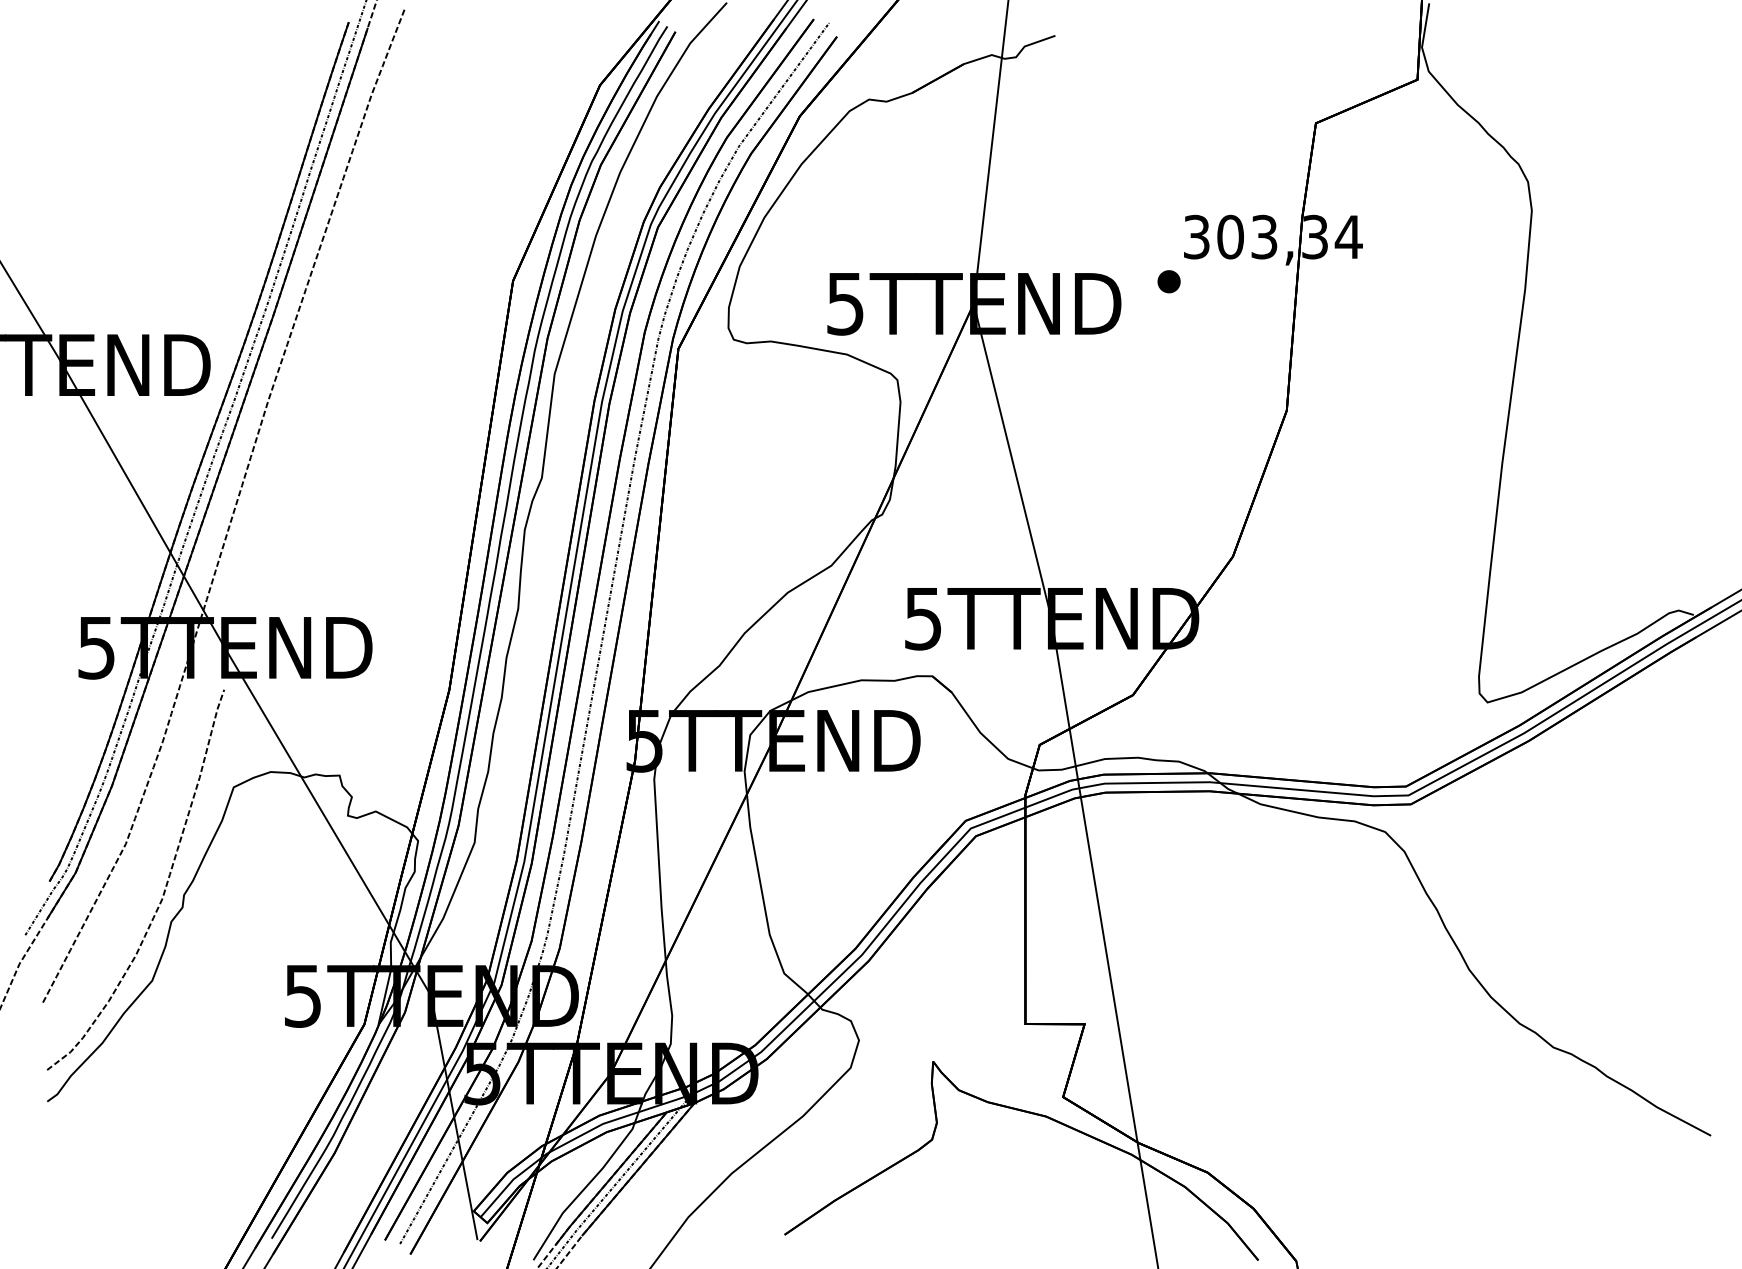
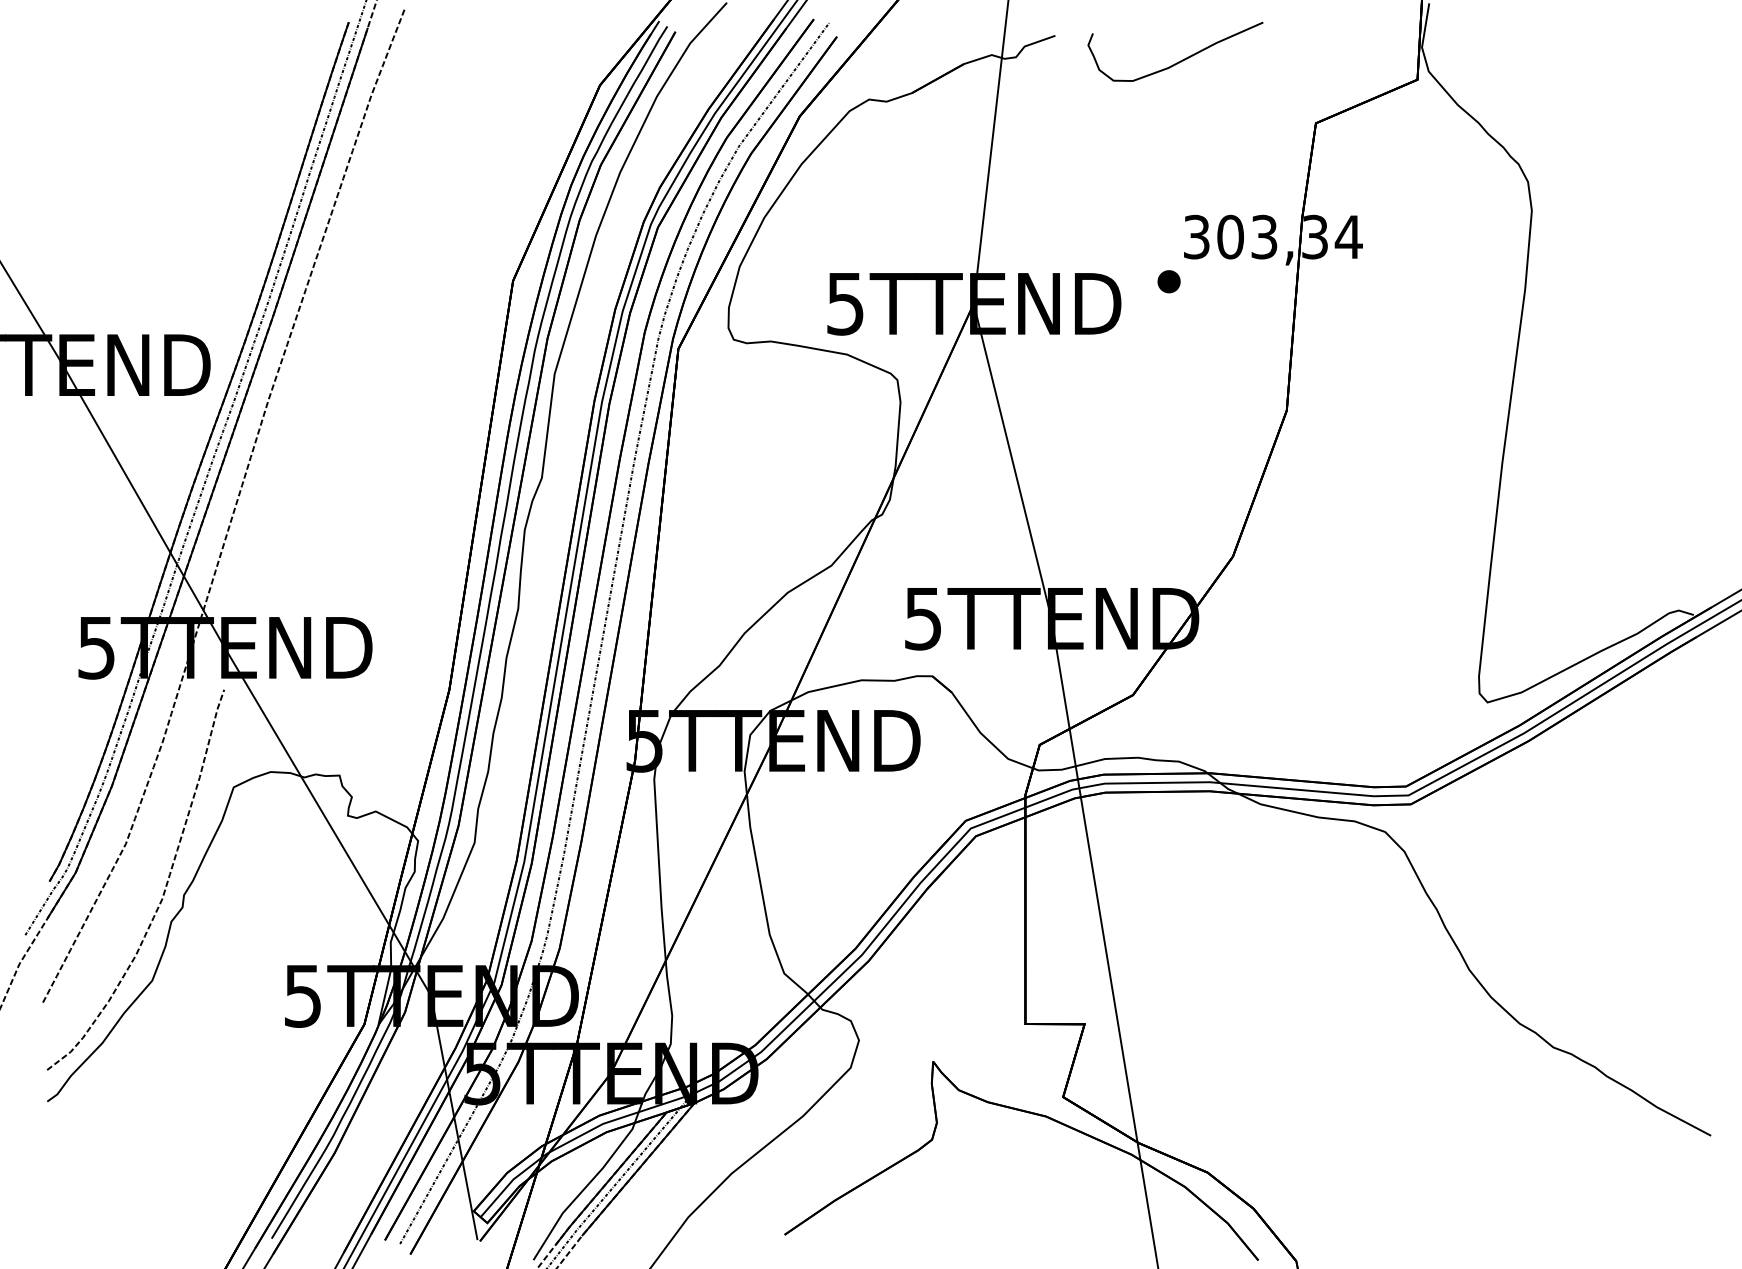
curve: none -> present (1180, 60)
